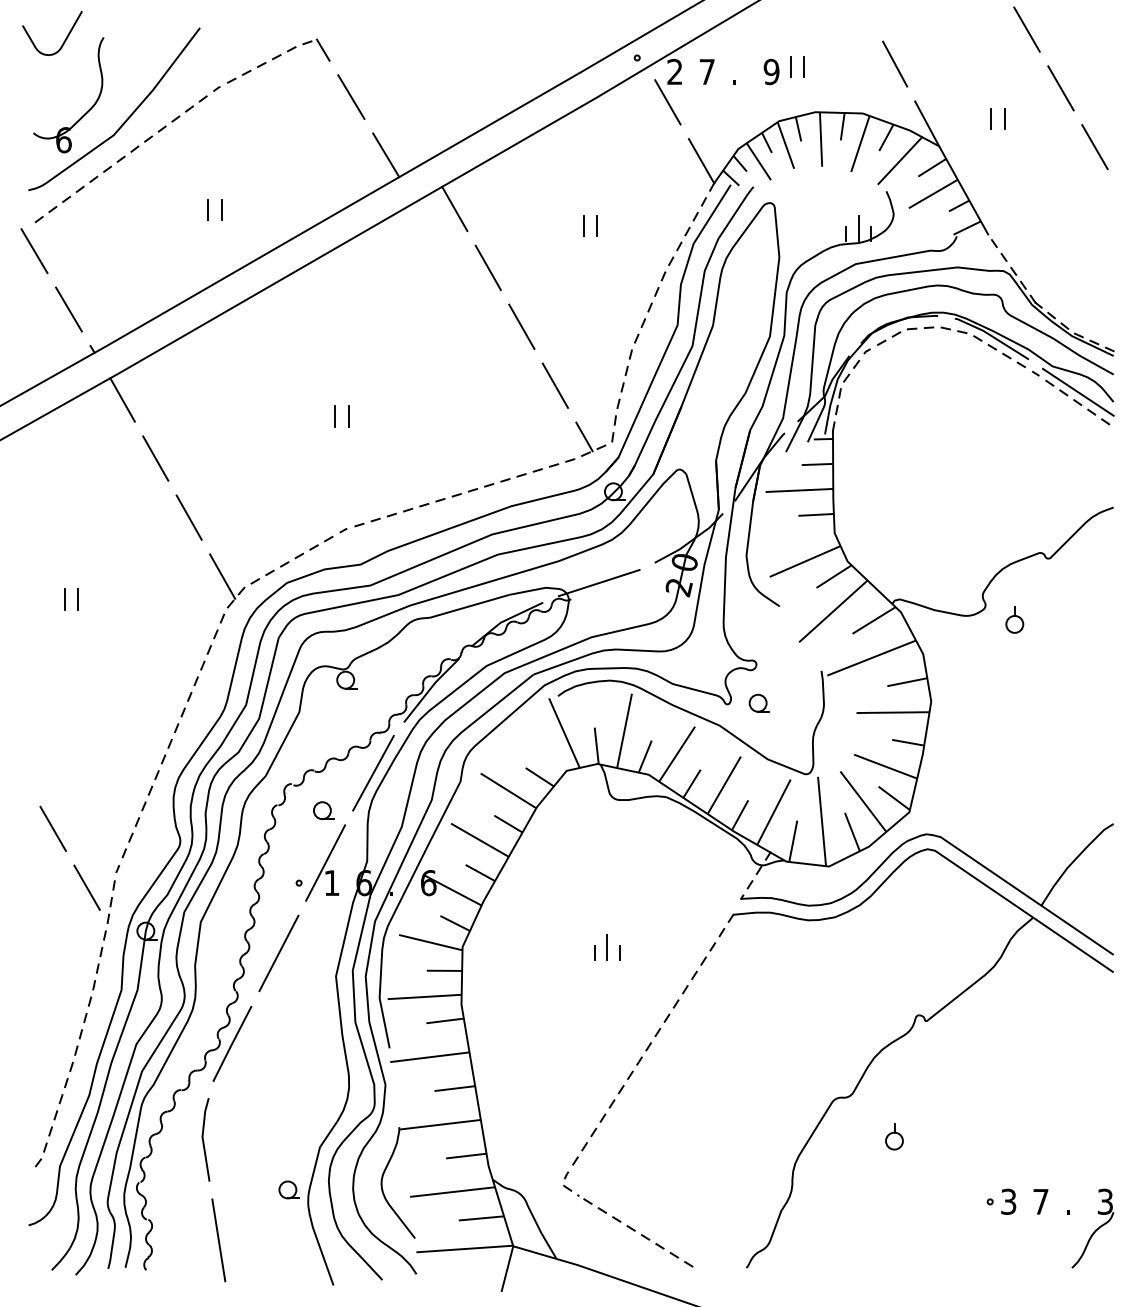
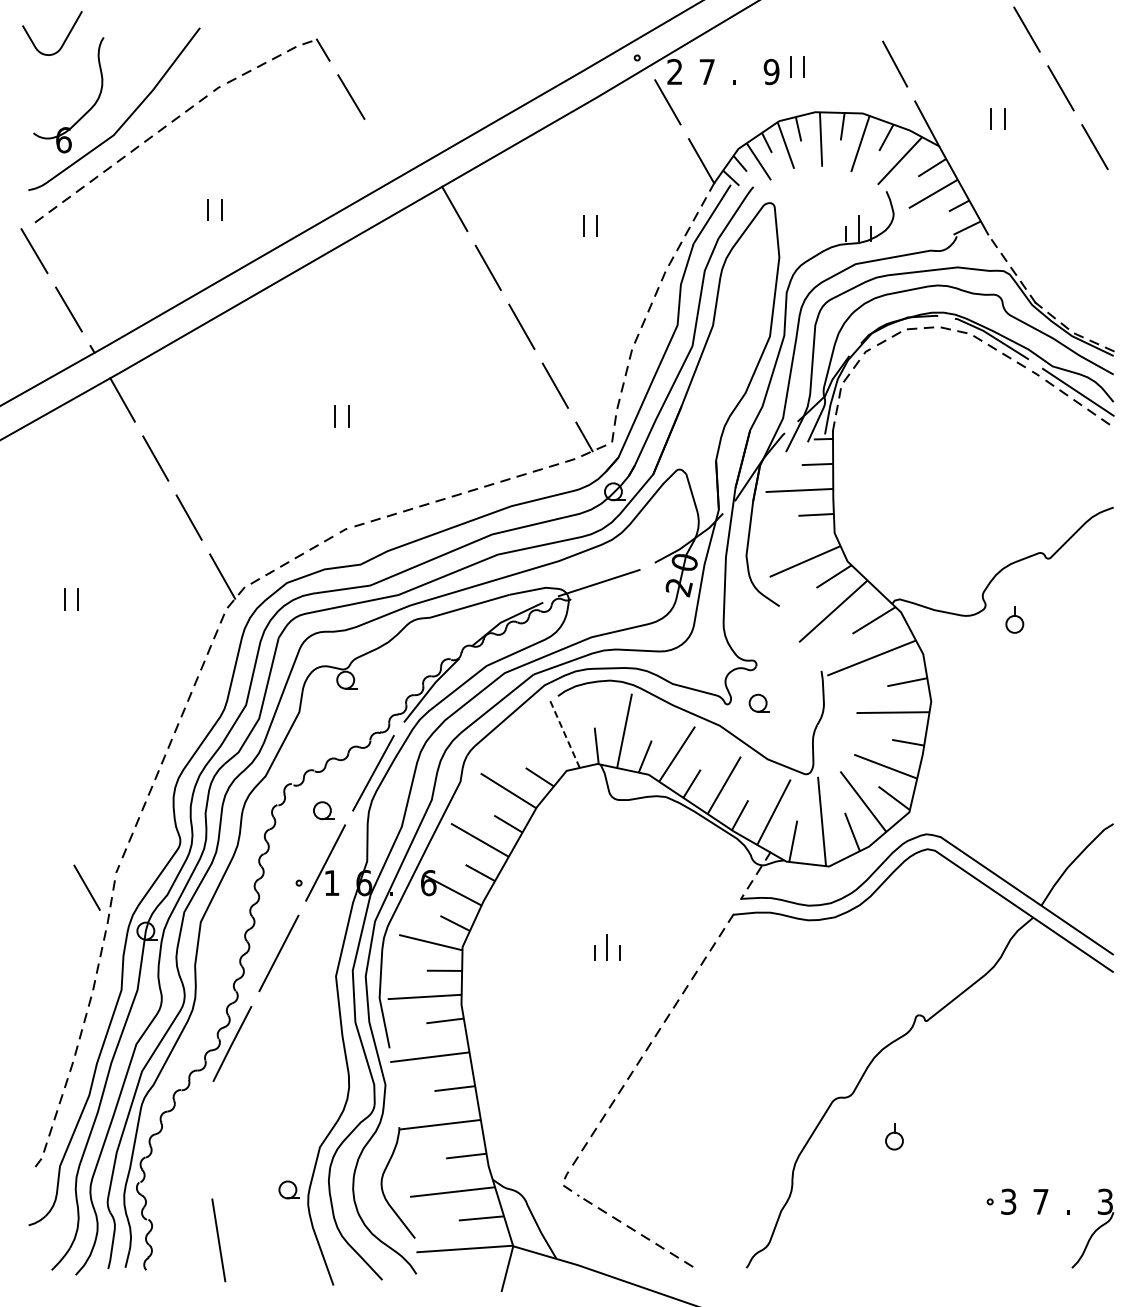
line: present -> none (386, 155)
line: solid -> dashed (564, 732)
line: present -> none (52, 828)
line: present -> none (203, 1139)
